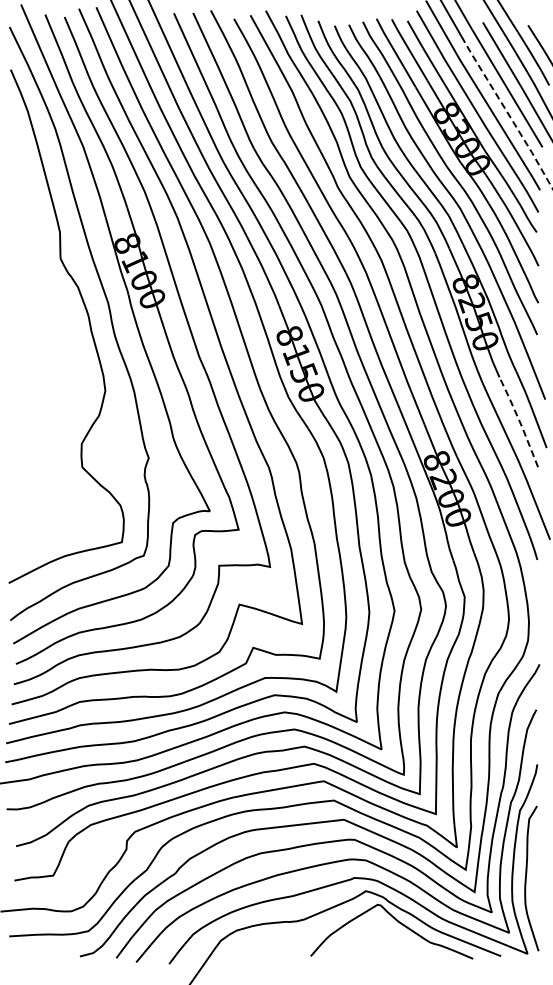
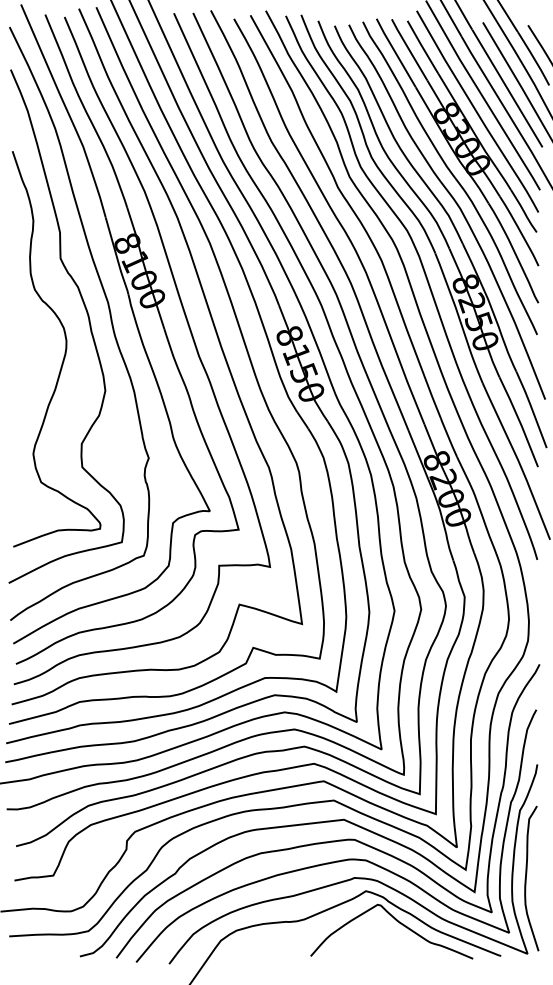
line: dashed -> solid (507, 111)
curve: none -> present (64, 352)
line: dashed -> solid (519, 421)
